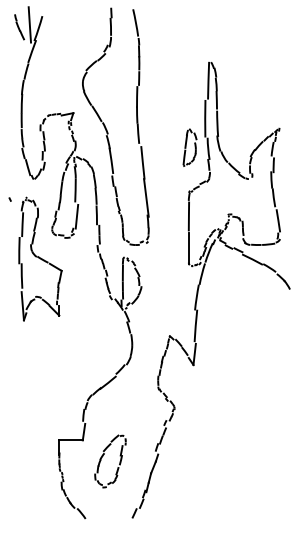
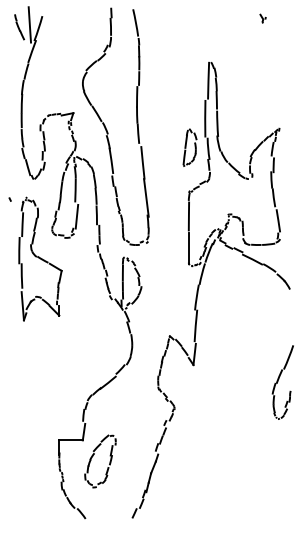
part: none -> present (262, 18)
part: none -> present (282, 382)
part position: (103, 456) -> (93, 456) (93, 456)
